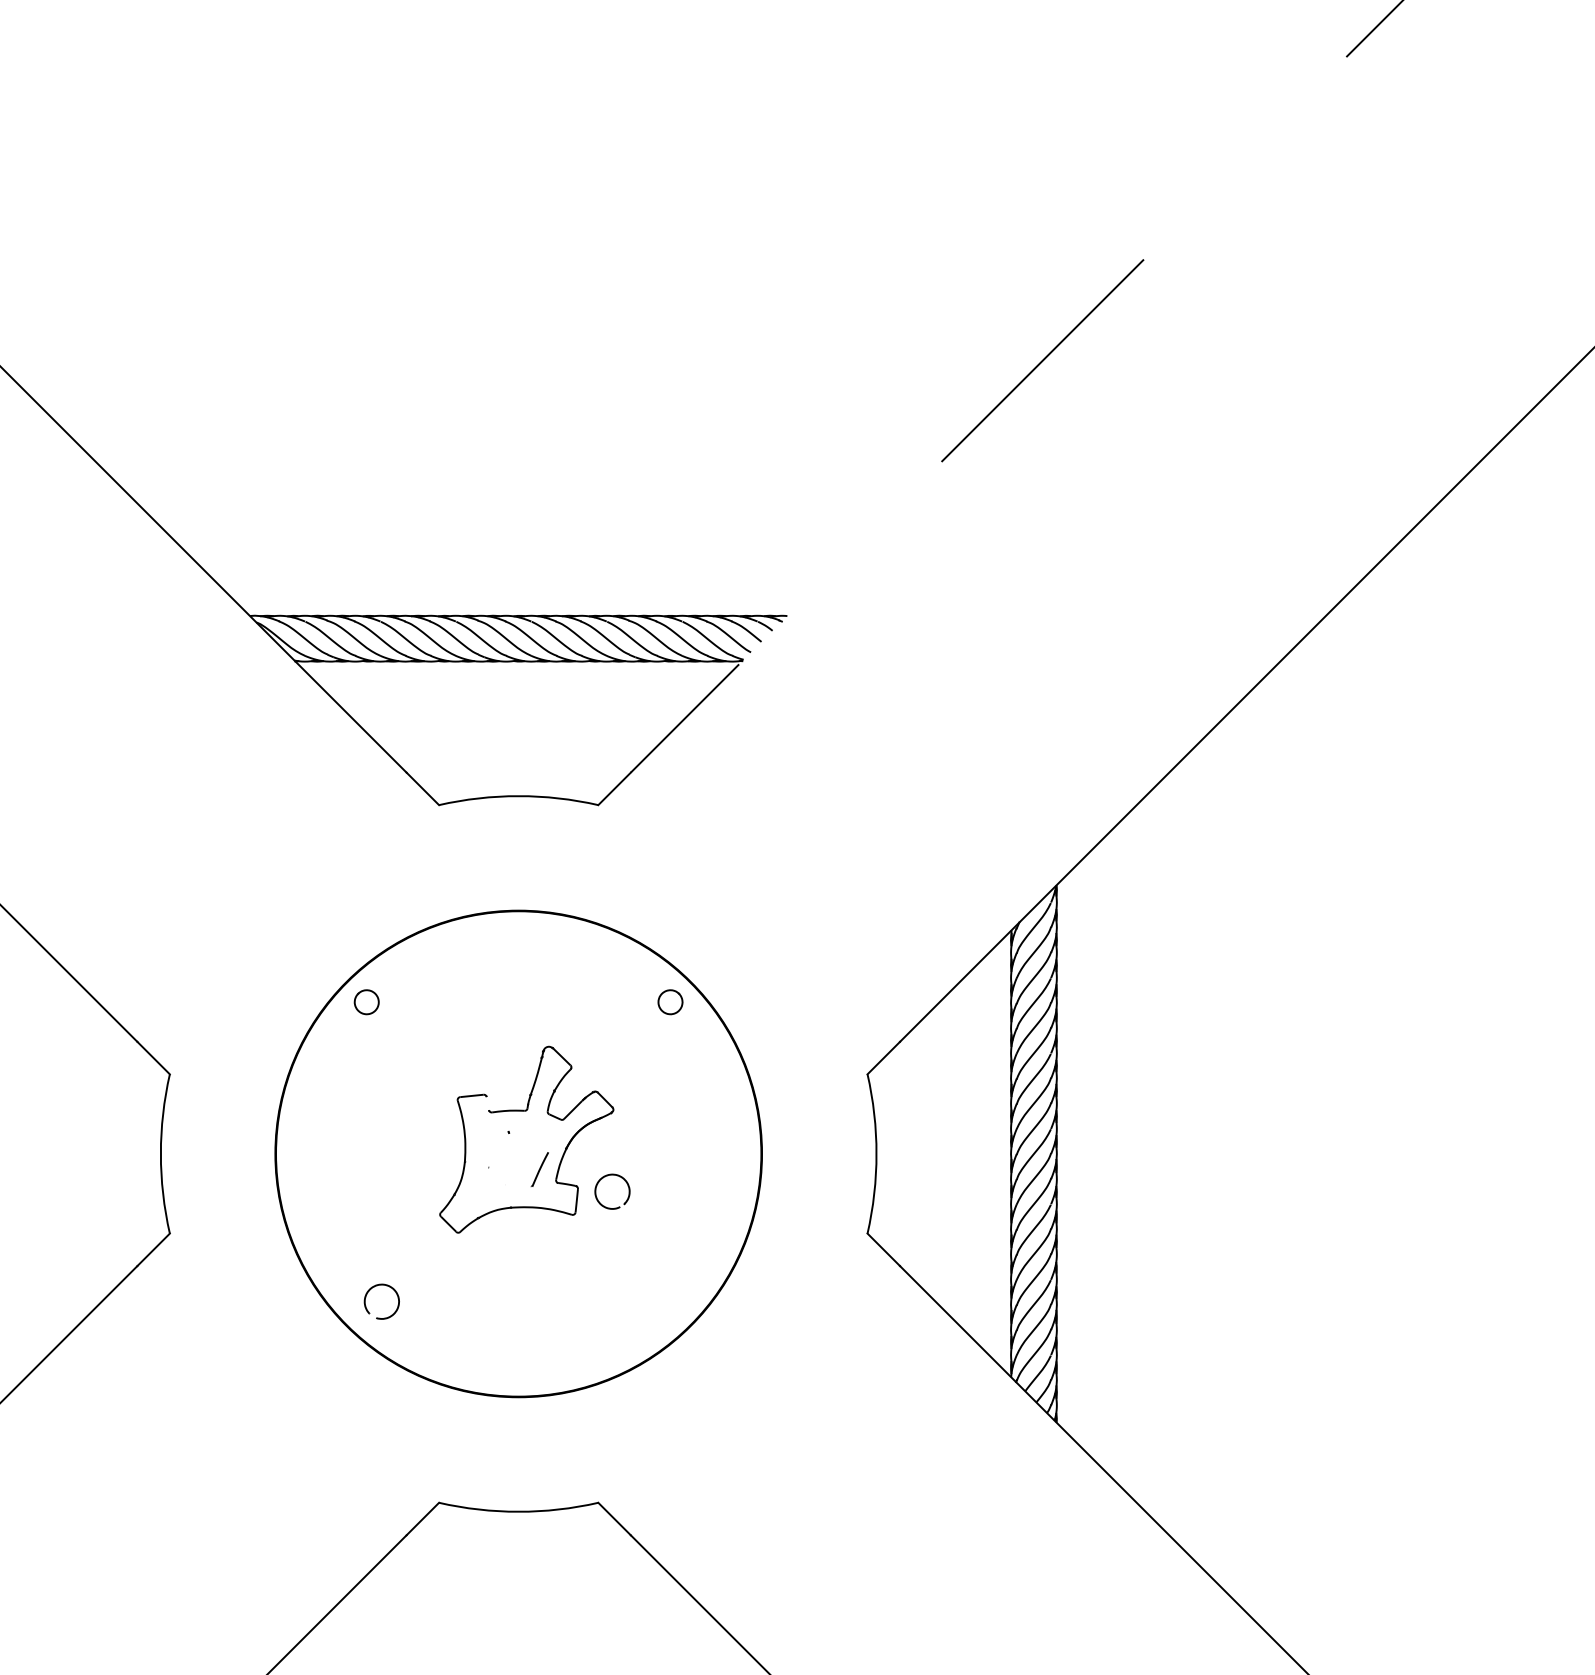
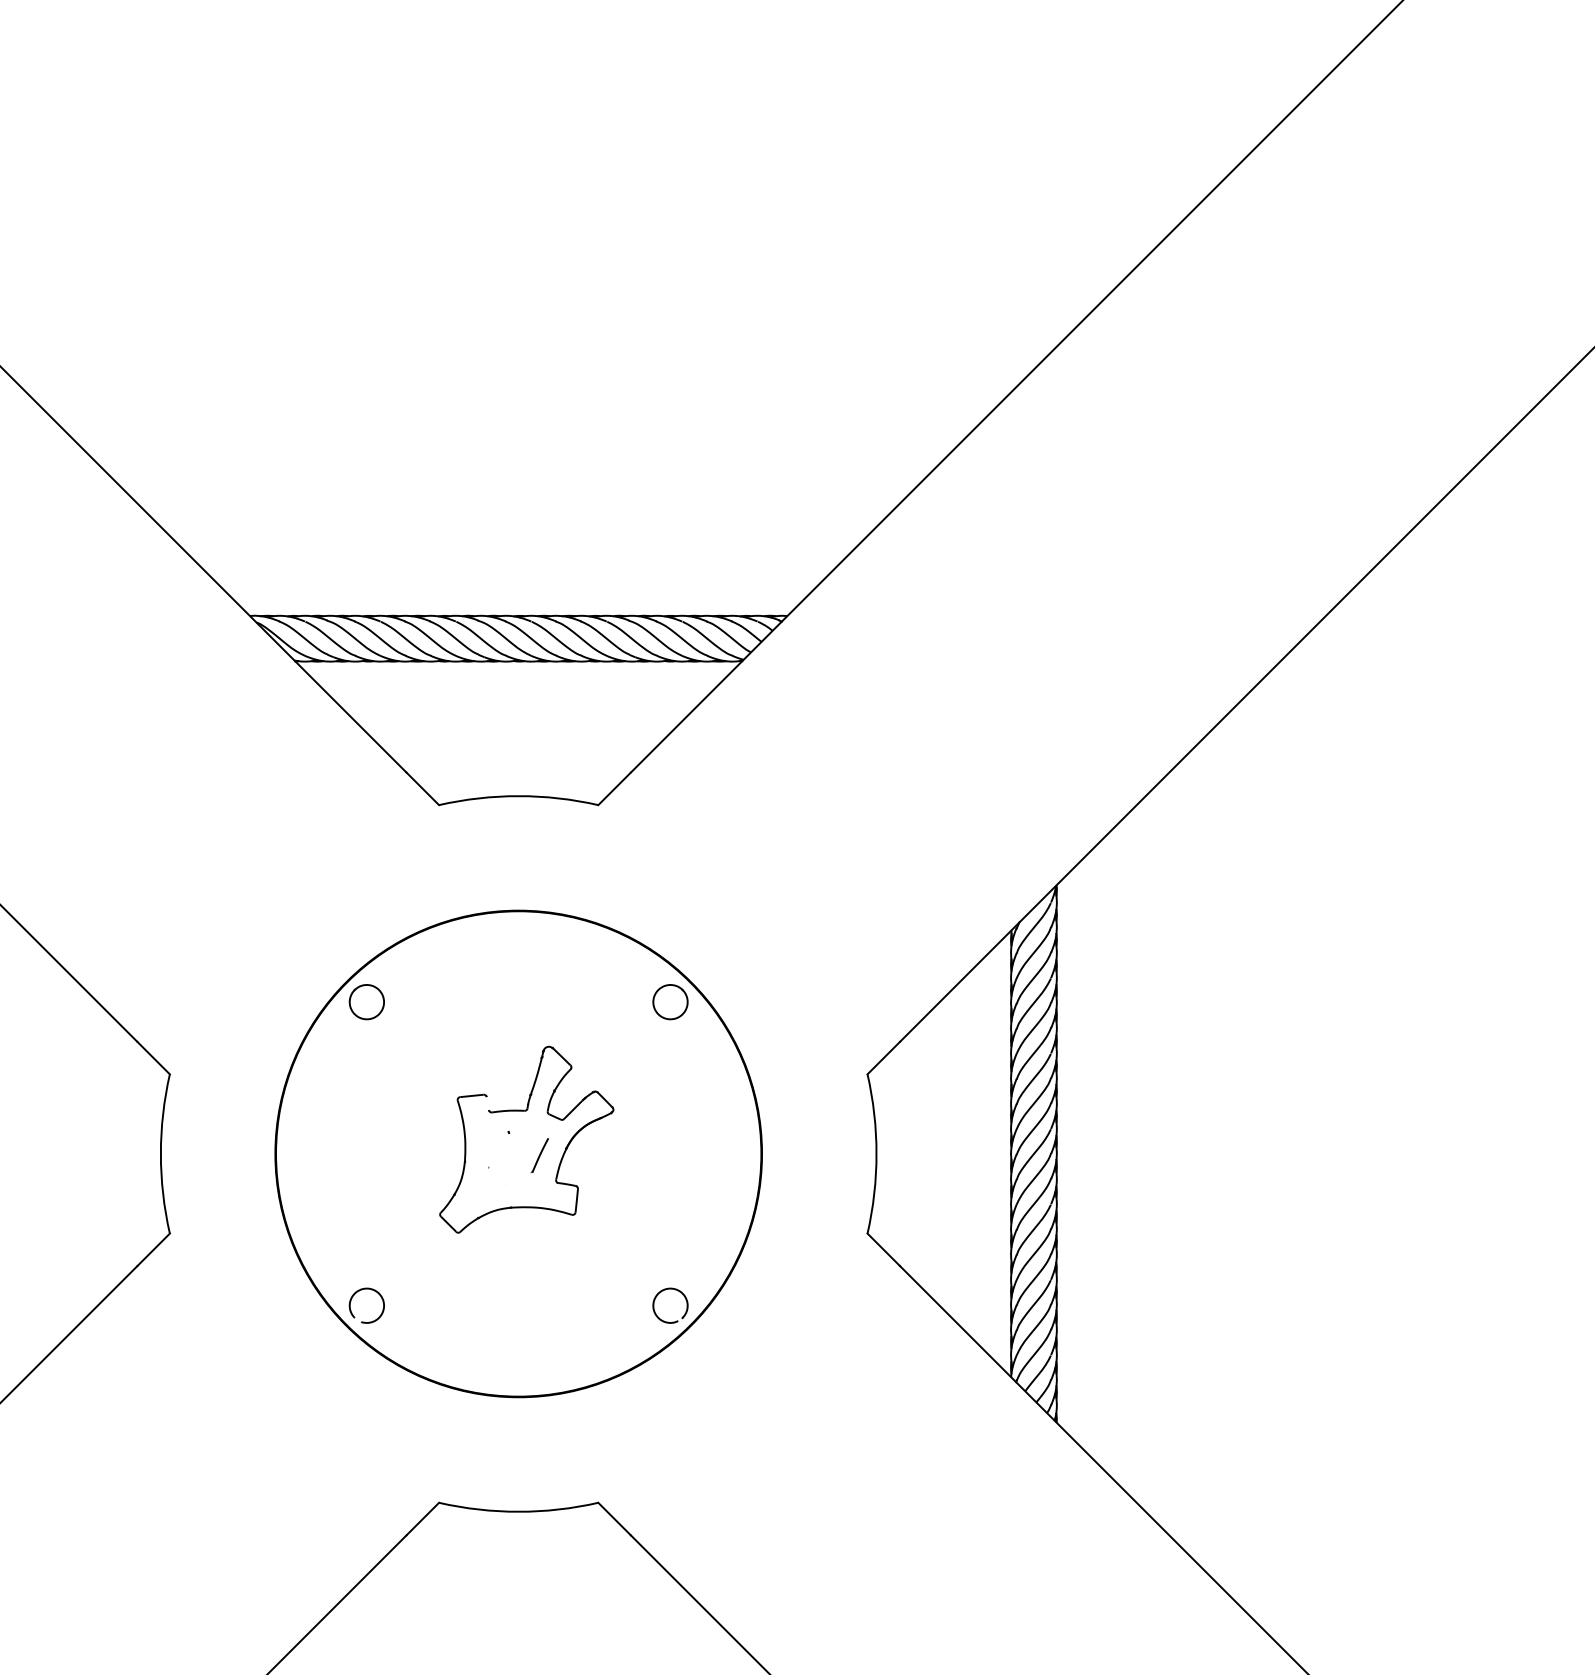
line: dashed -> solid (1016, 386)
part size: 27x27 px -> 37x37 px (366, 1002)
part size: 27x27 px -> 37x37 px (670, 1002)
line position: (539, 1169) -> (539, 1155) (539, 1155)
part position: (602, 1179) -> (660, 1293) (660, 1293)
part position: (377, 1286) -> (362, 1290) (362, 1290)
